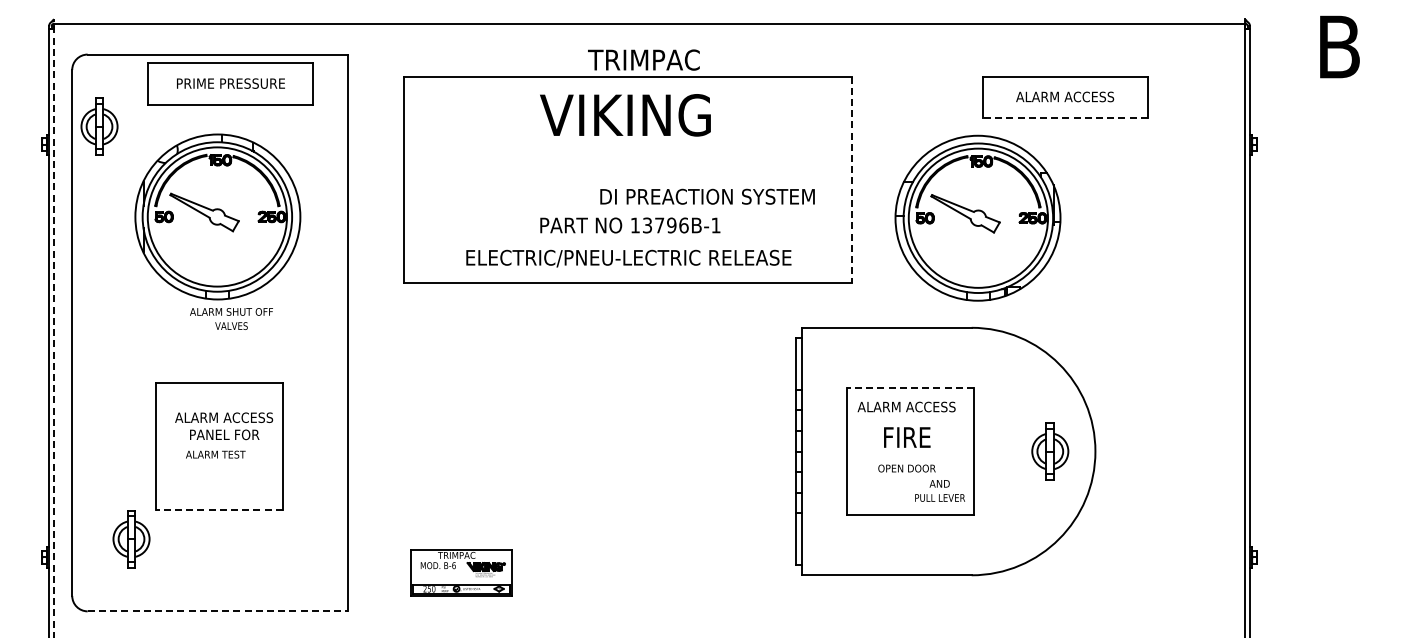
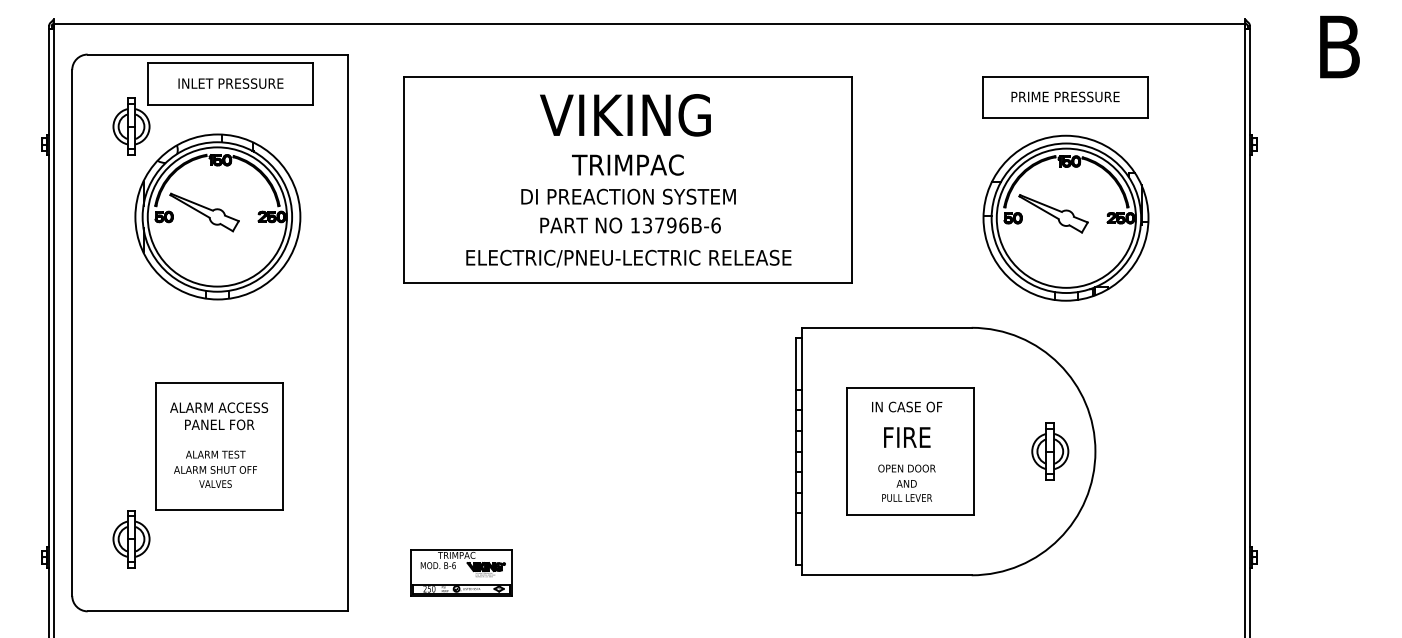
text position: (643, 59) -> (627, 164) (627, 164)
text: PRIME PRESSURE -> INLET PRESSURE (230, 83)
text: ALARM ACCESS -> PRIME PRESSURE (1065, 96)
line: dashed -> solid (1064, 117)
part position: (99, 126) -> (131, 126) (131, 126)
line: dashed -> solid (852, 180)
text position: (707, 196) -> (628, 196) (628, 196)
part position: (977, 217) -> (1065, 217) (1065, 217)
text: 13796B-1 -> 13796B-6 (715, 225)
text position: (231, 318) -> (215, 476) (215, 476)
line: dashed -> solid (54, 327)
line: dashed -> solid (910, 388)
text: ALARM ACCESS -> IN CASE OF (906, 406)
text position: (224, 426) -> (219, 416) (219, 416)
text position: (939, 490) -> (906, 490) (906, 490)
line: dashed -> solid (218, 509)
line: dashed -> solid (218, 611)
